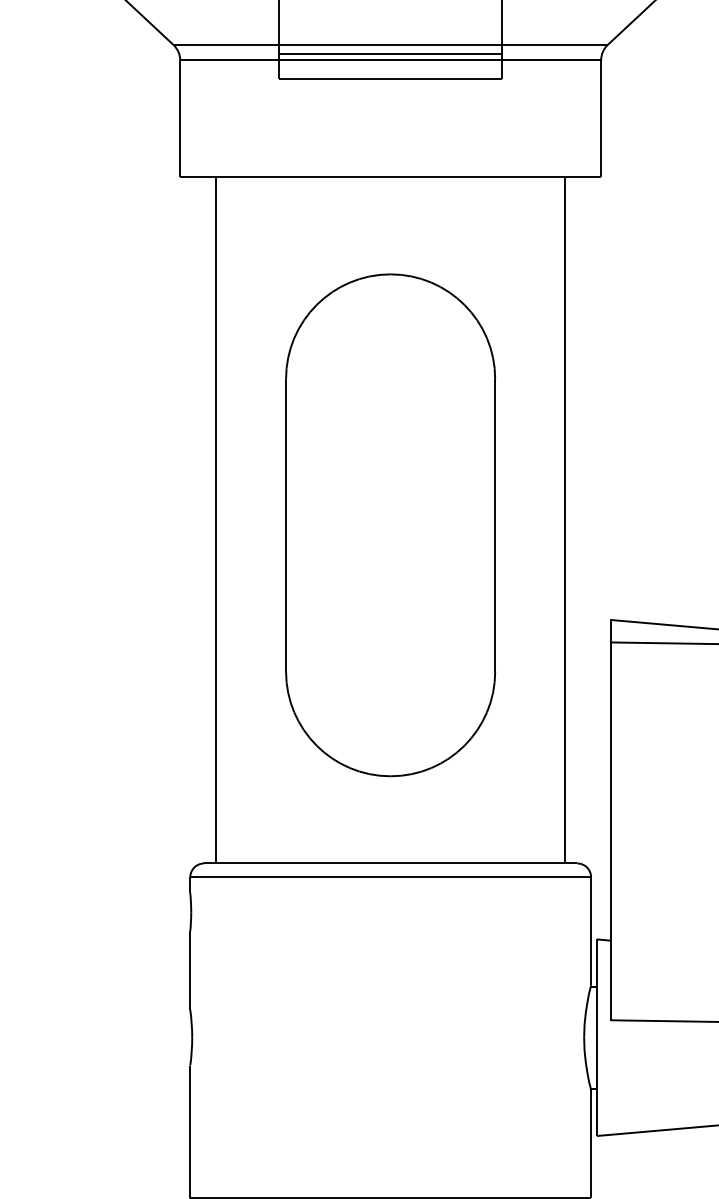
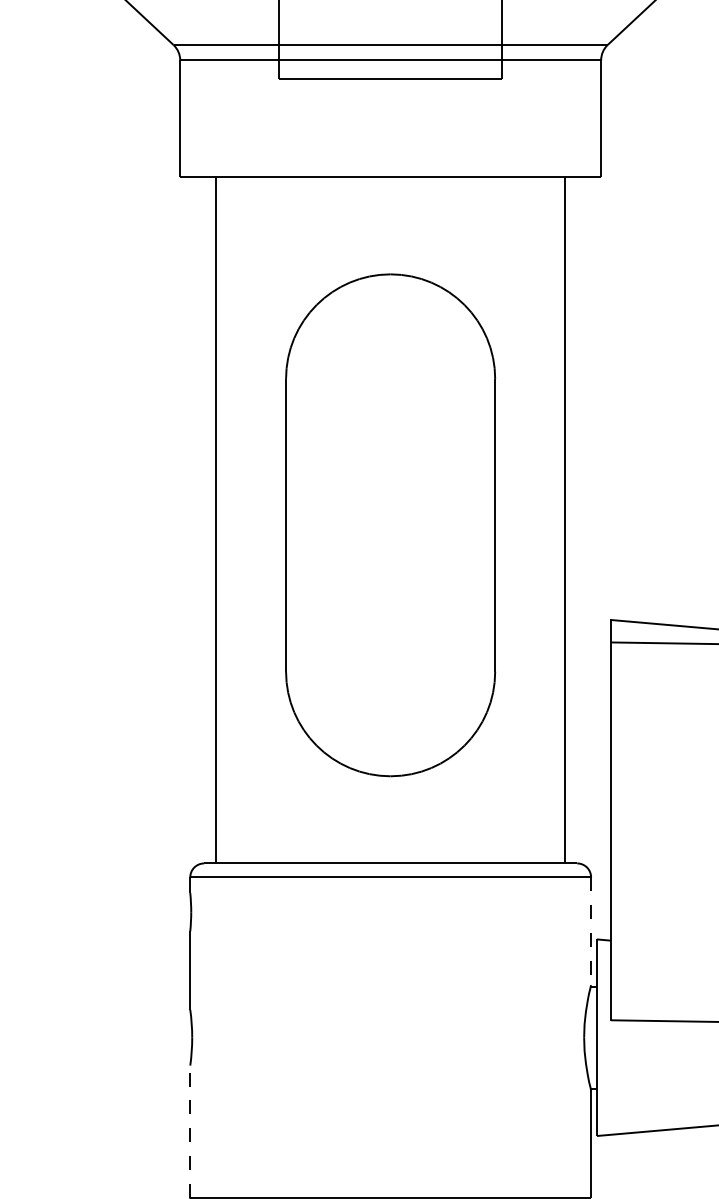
line: present -> none (390, 54)
line: solid -> dashed (591, 931)
line: solid -> dashed (190, 1131)
